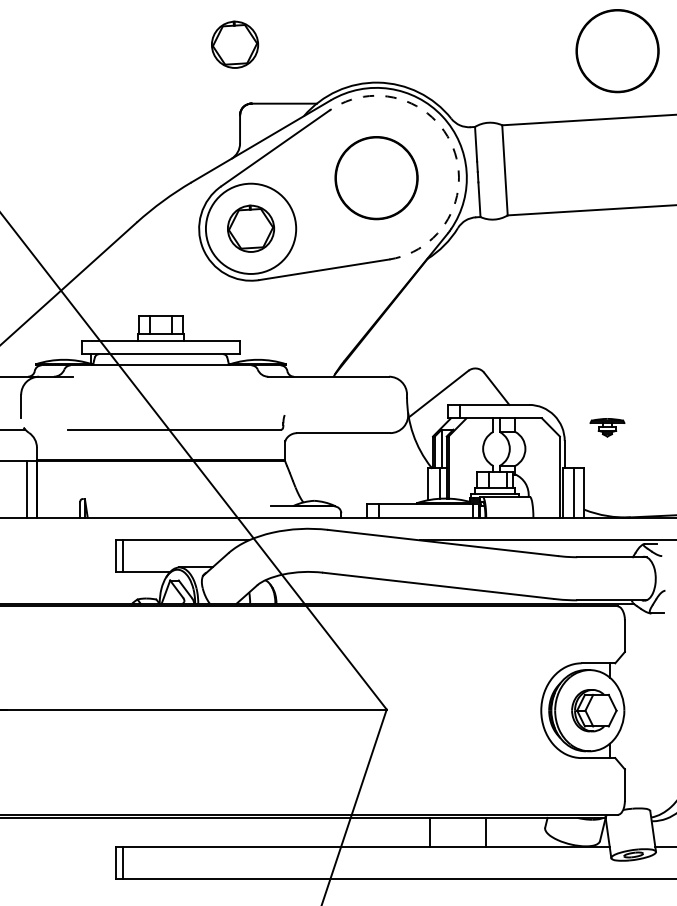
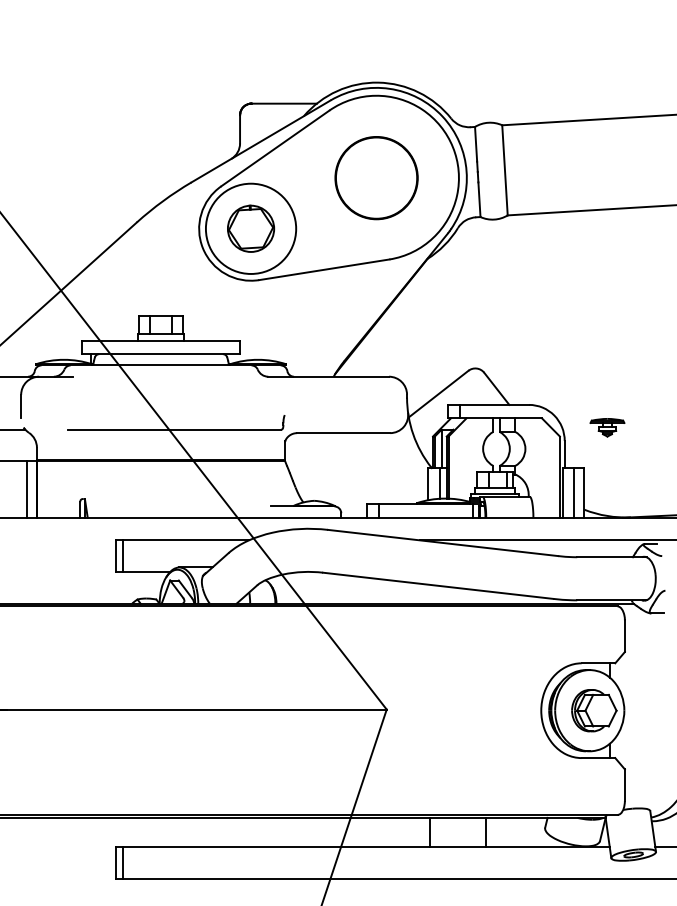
part: present -> none (235, 44)
circle: present -> none (617, 51)
arc: dashed -> solid (452, 147)
